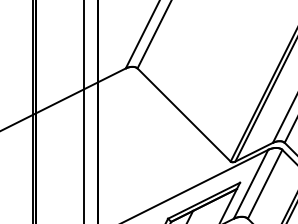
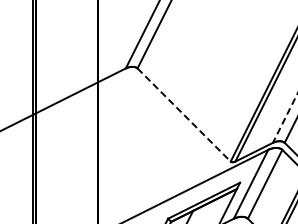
line: present -> none (83, 111)
line: solid -> dashed (184, 115)
line: solid -> dashed (285, 118)
